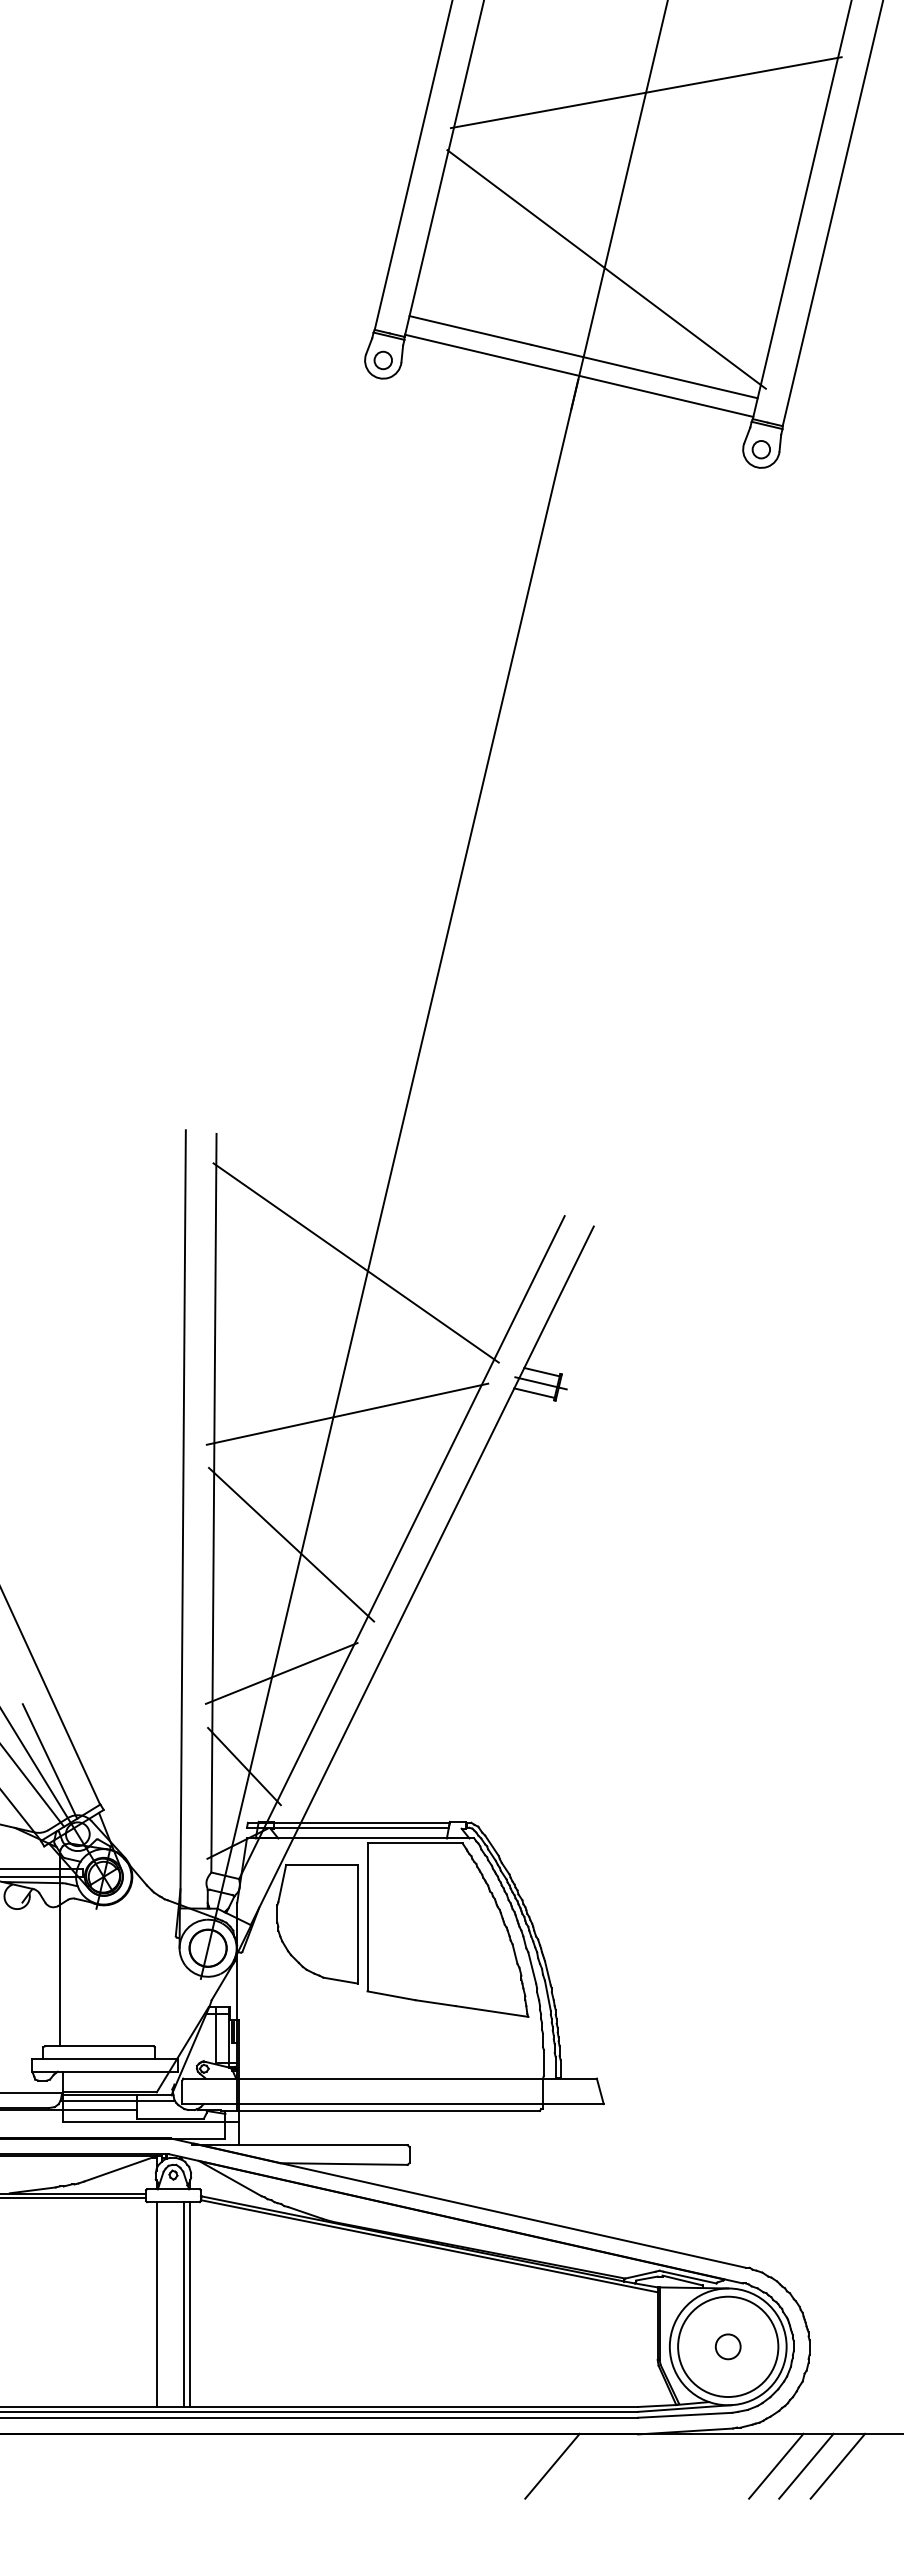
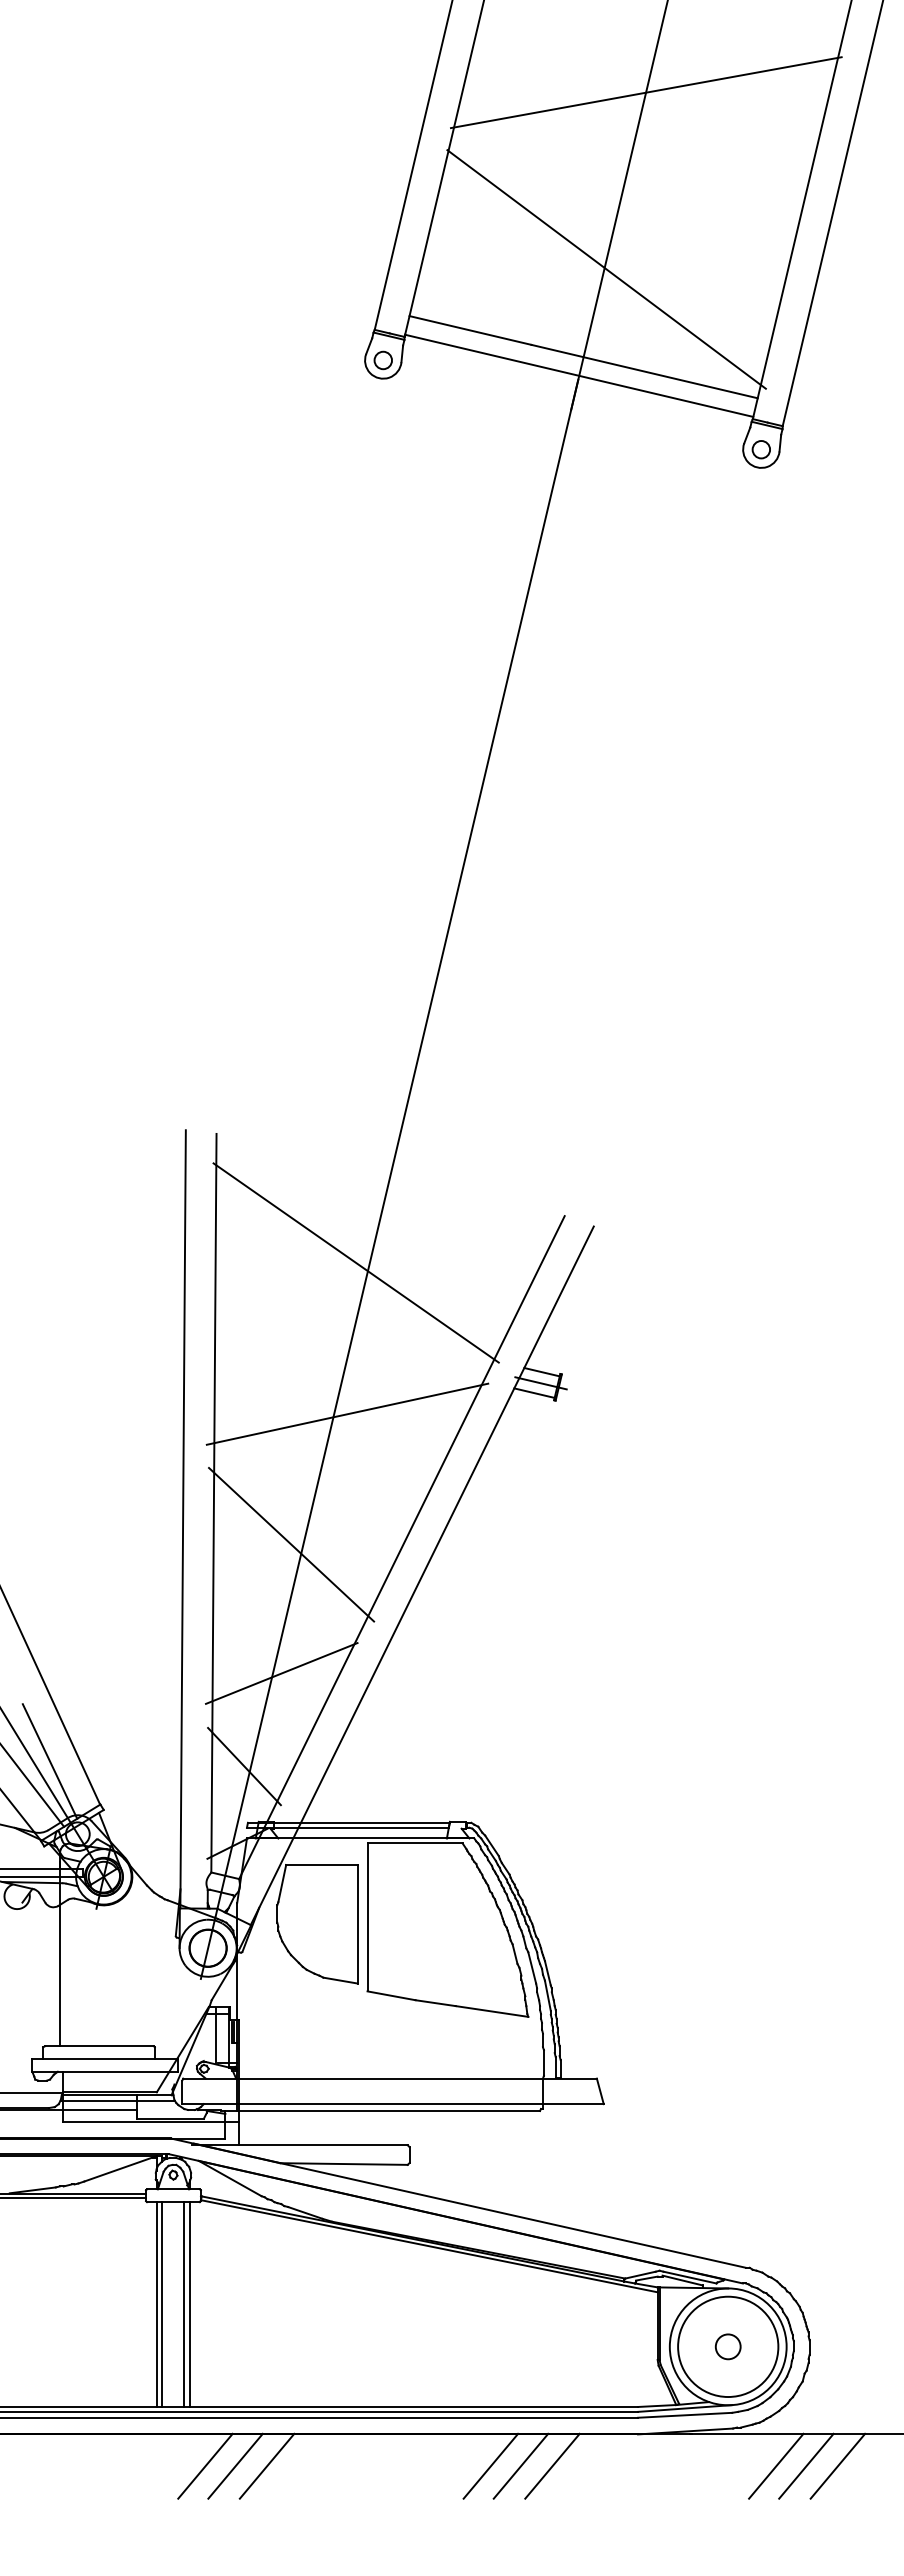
line: none -> present (161, 2304)
line: none -> present (205, 2465)
line: none -> present (235, 2465)
line: none -> present (266, 2465)
line: none -> present (490, 2465)
line: none -> present (520, 2465)
